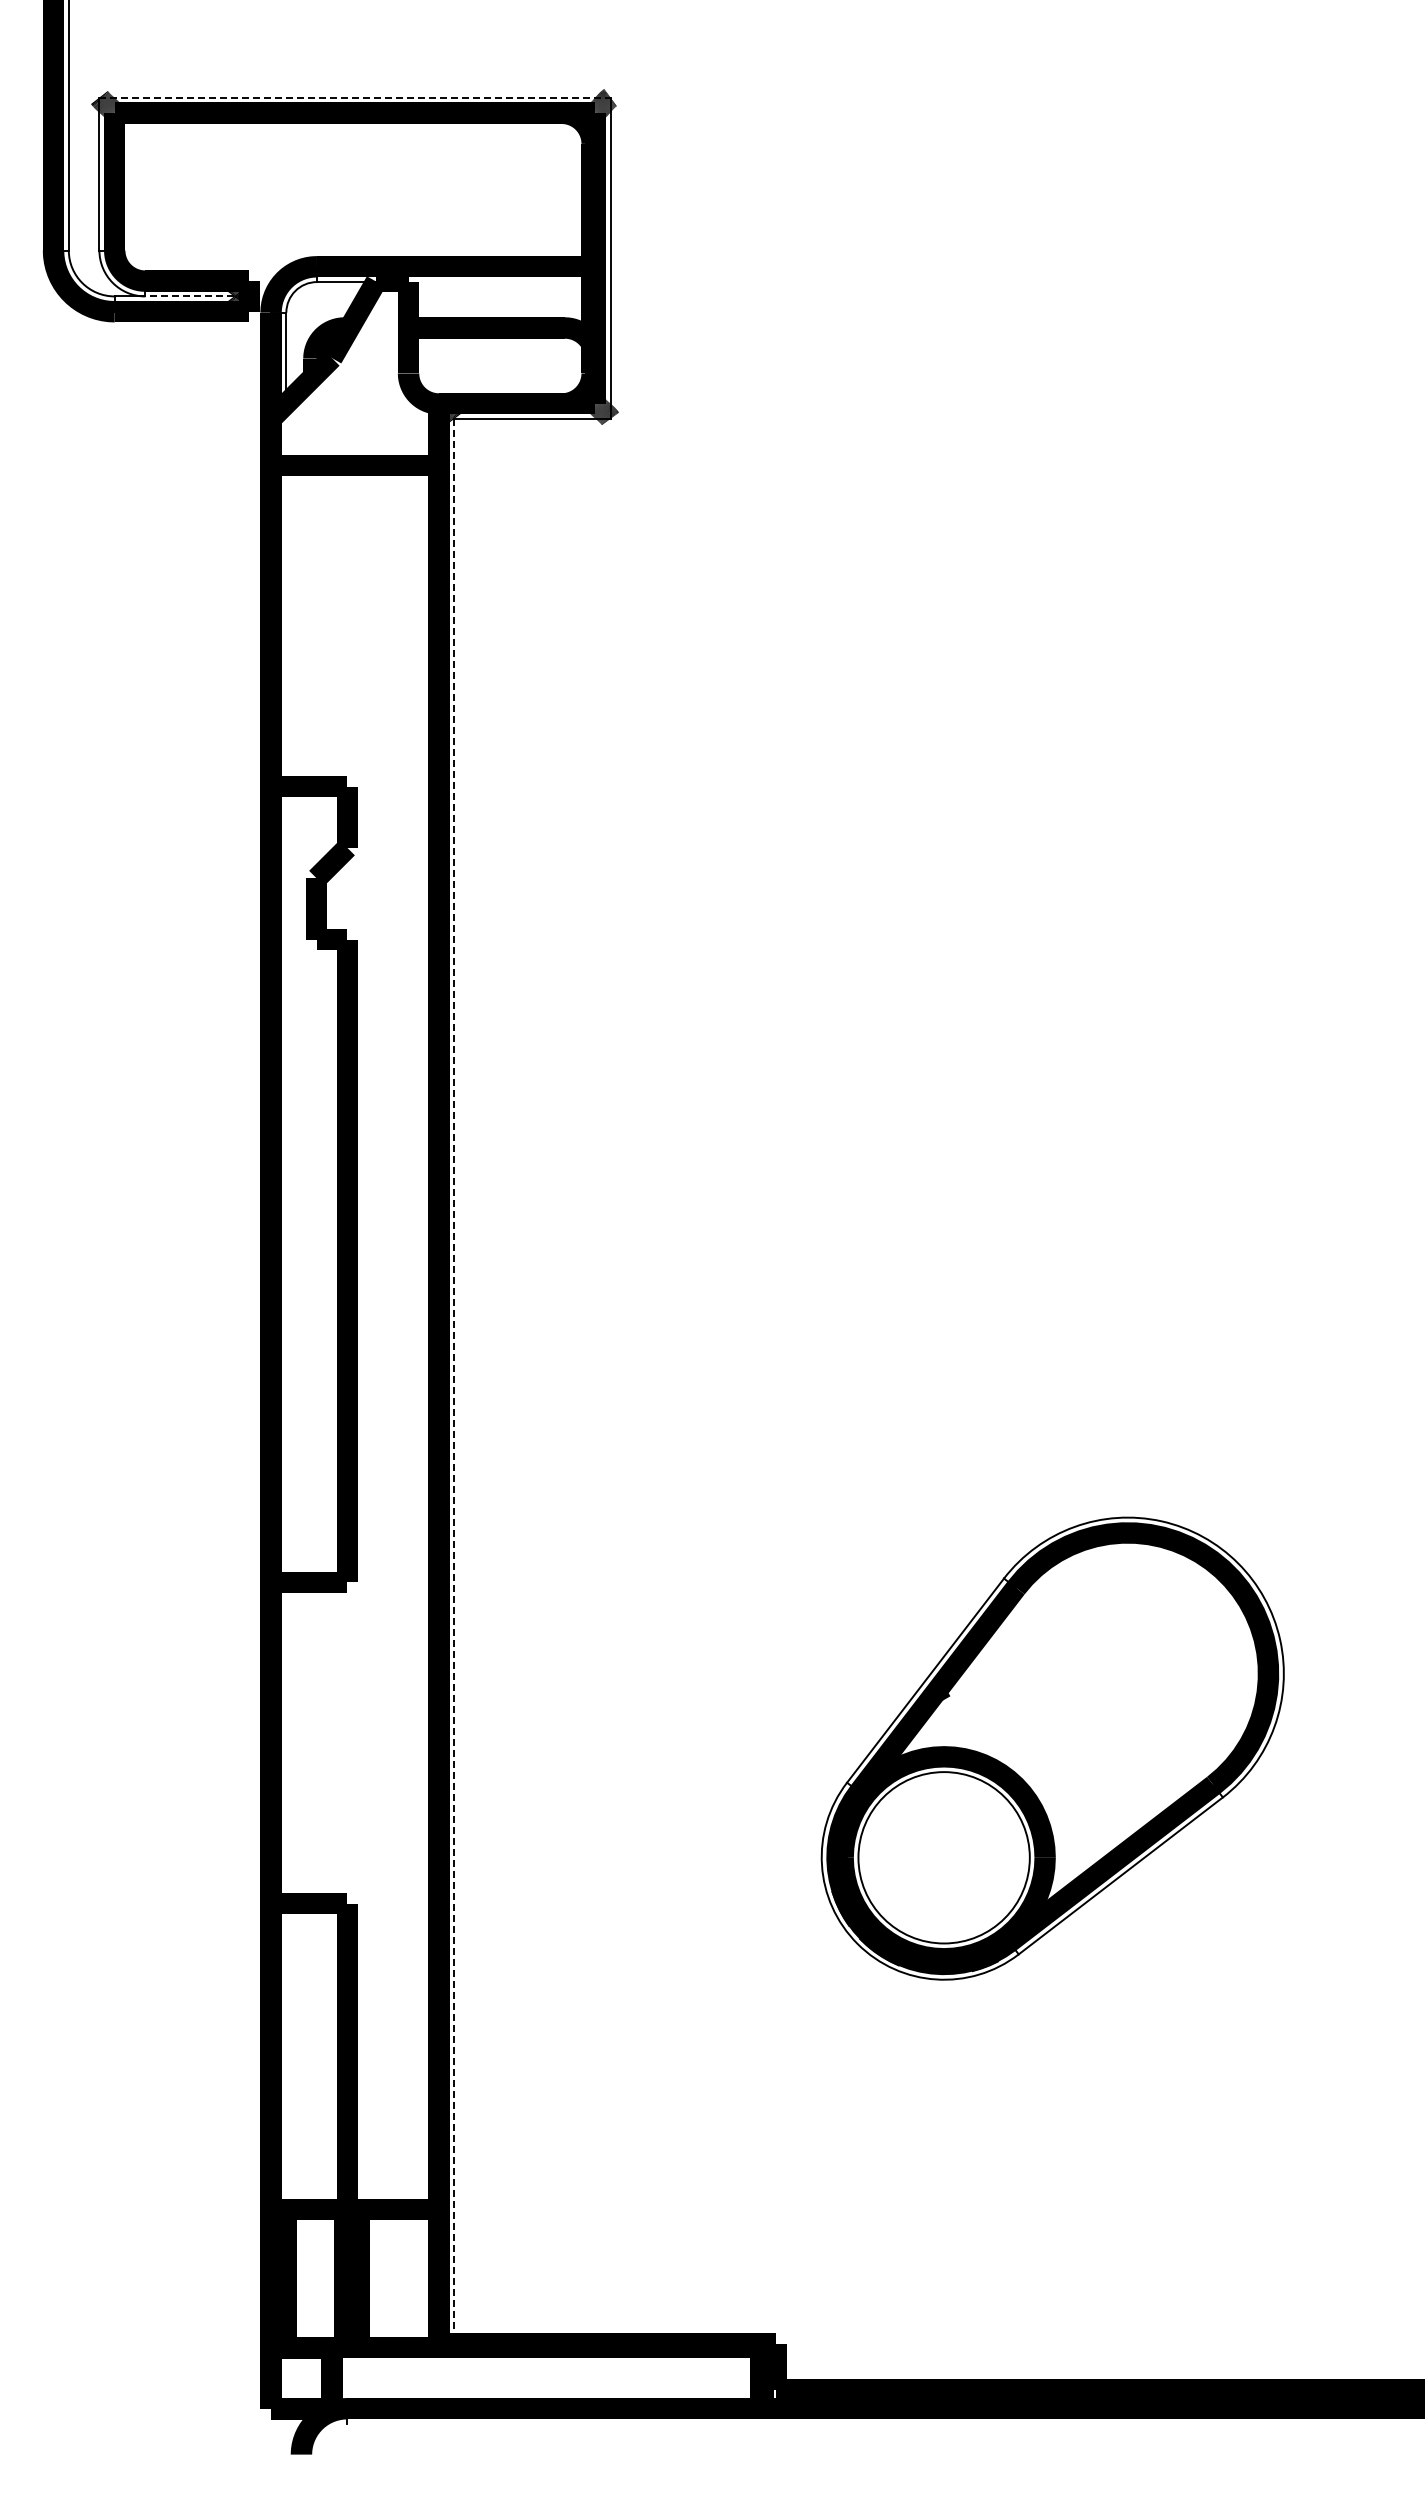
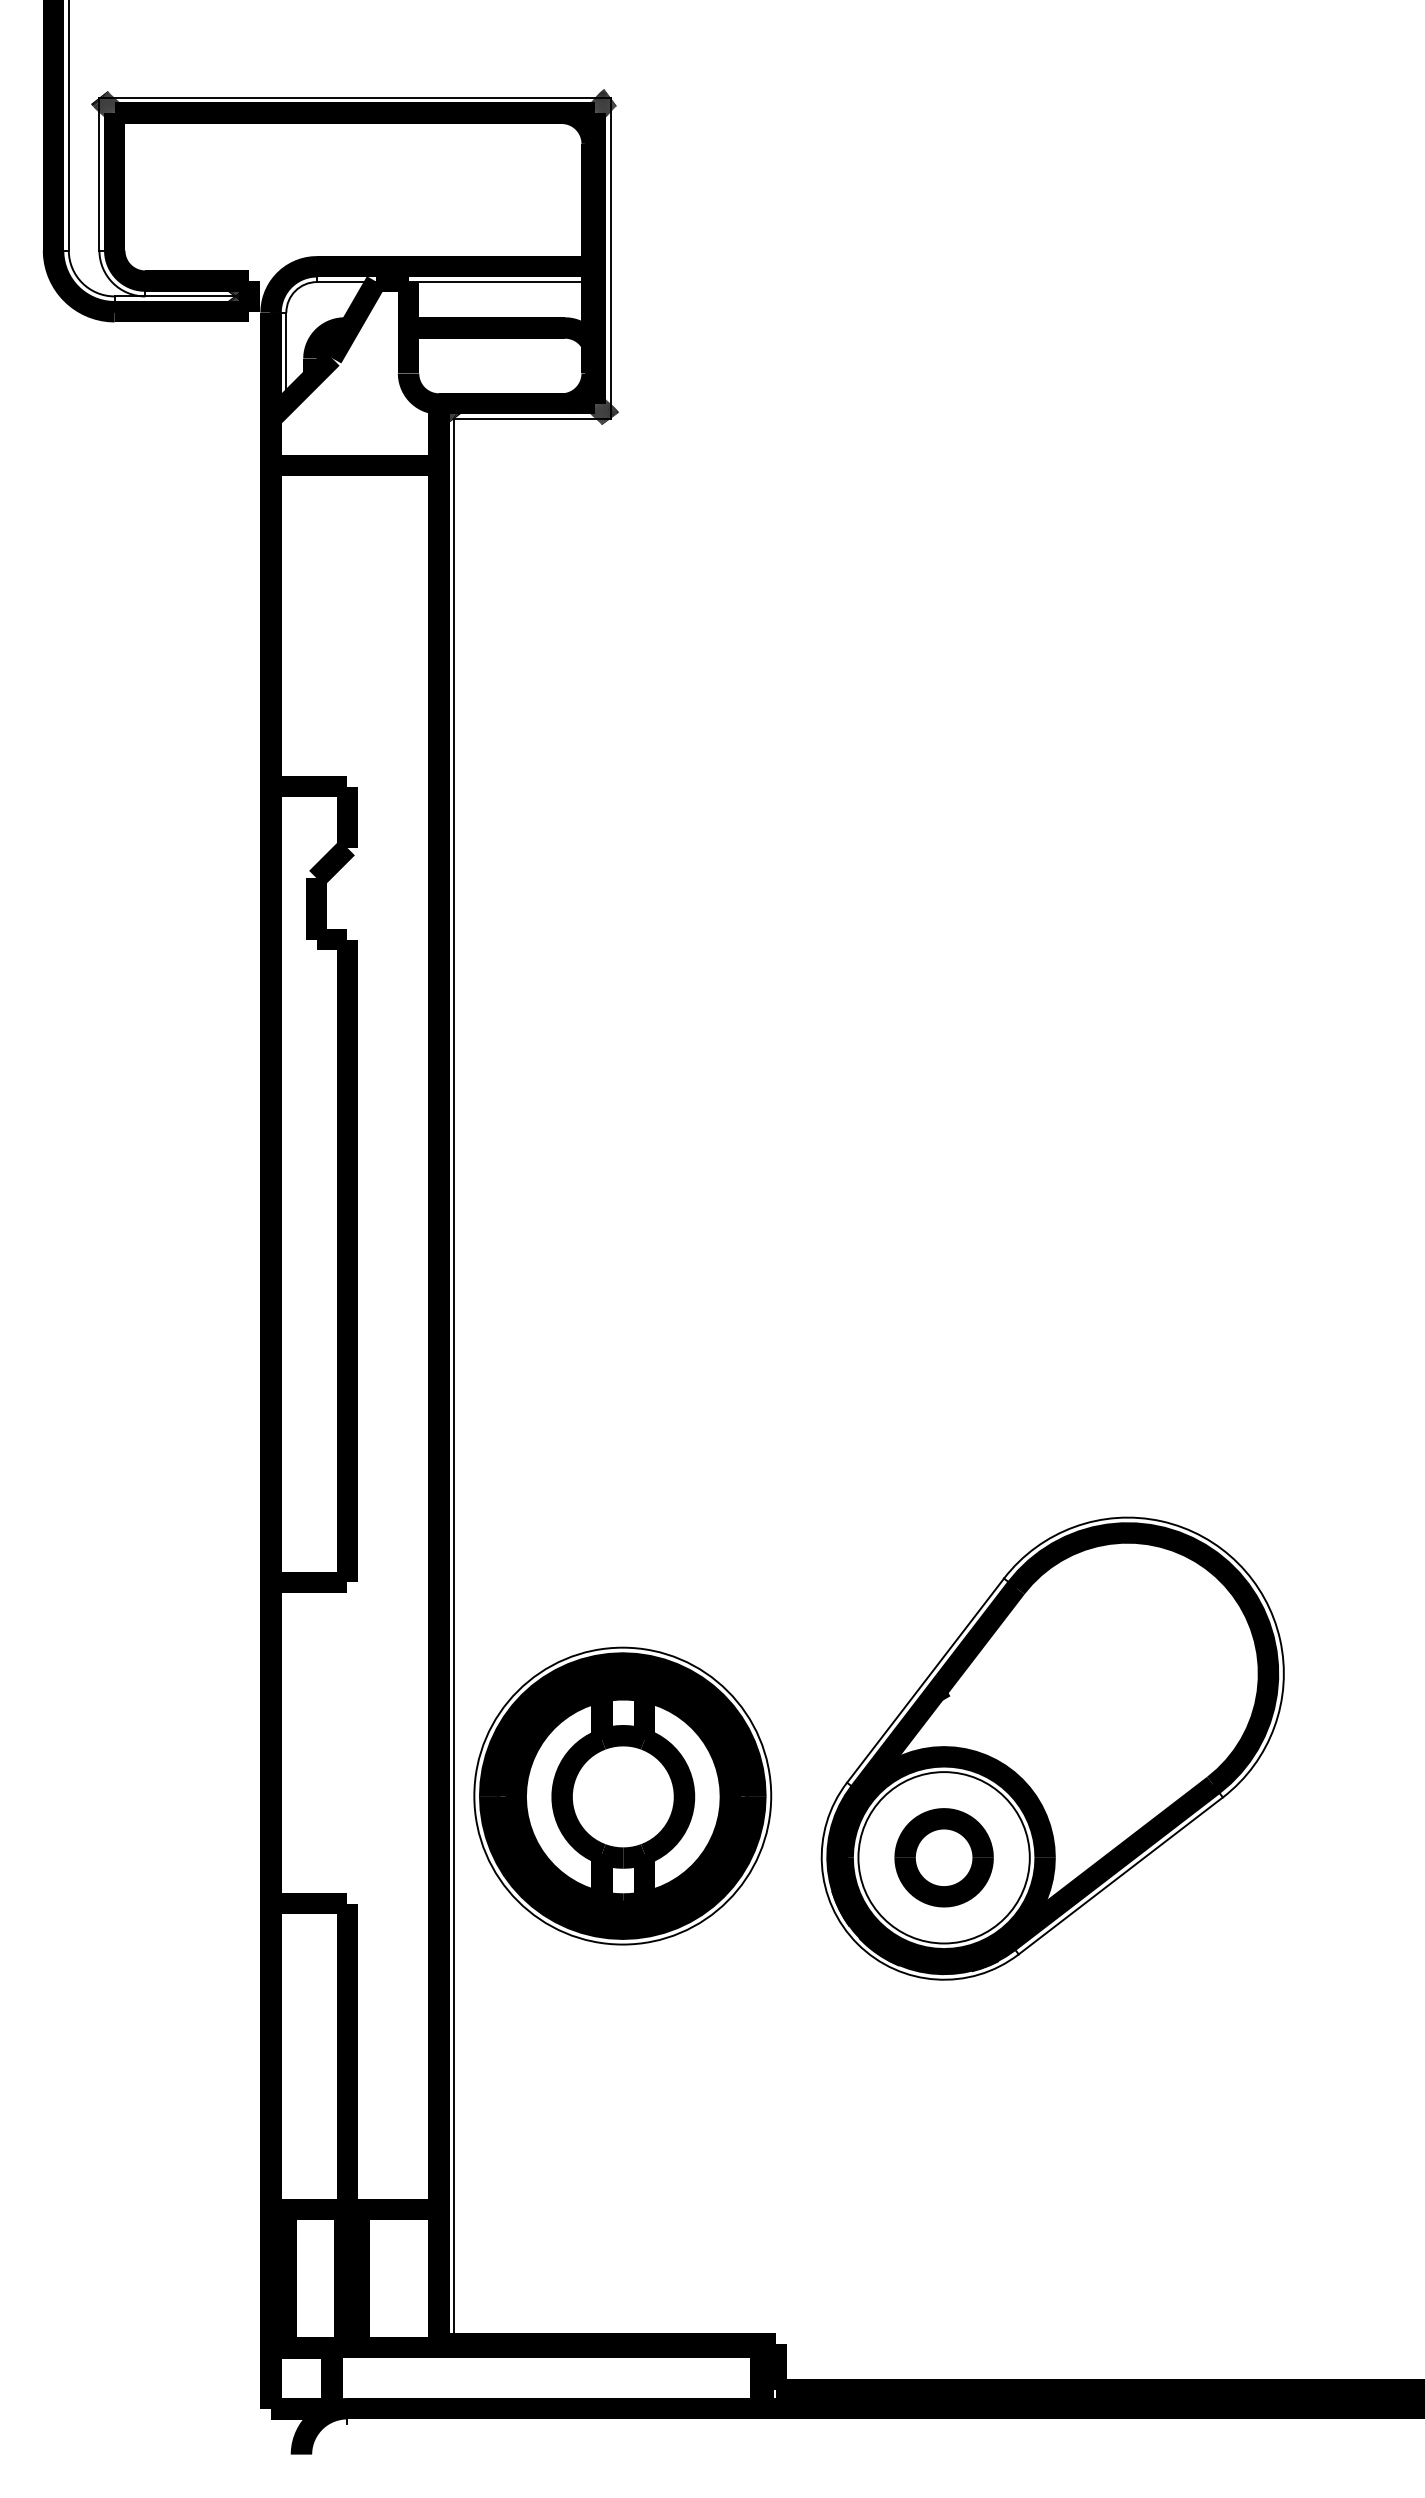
line: dashed -> solid (354, 97)
line: none -> present (500, 282)
line: dashed -> solid (189, 296)
line: dashed -> solid (454, 1381)
part: none -> present (622, 1795)
part: none -> present (943, 1857)
